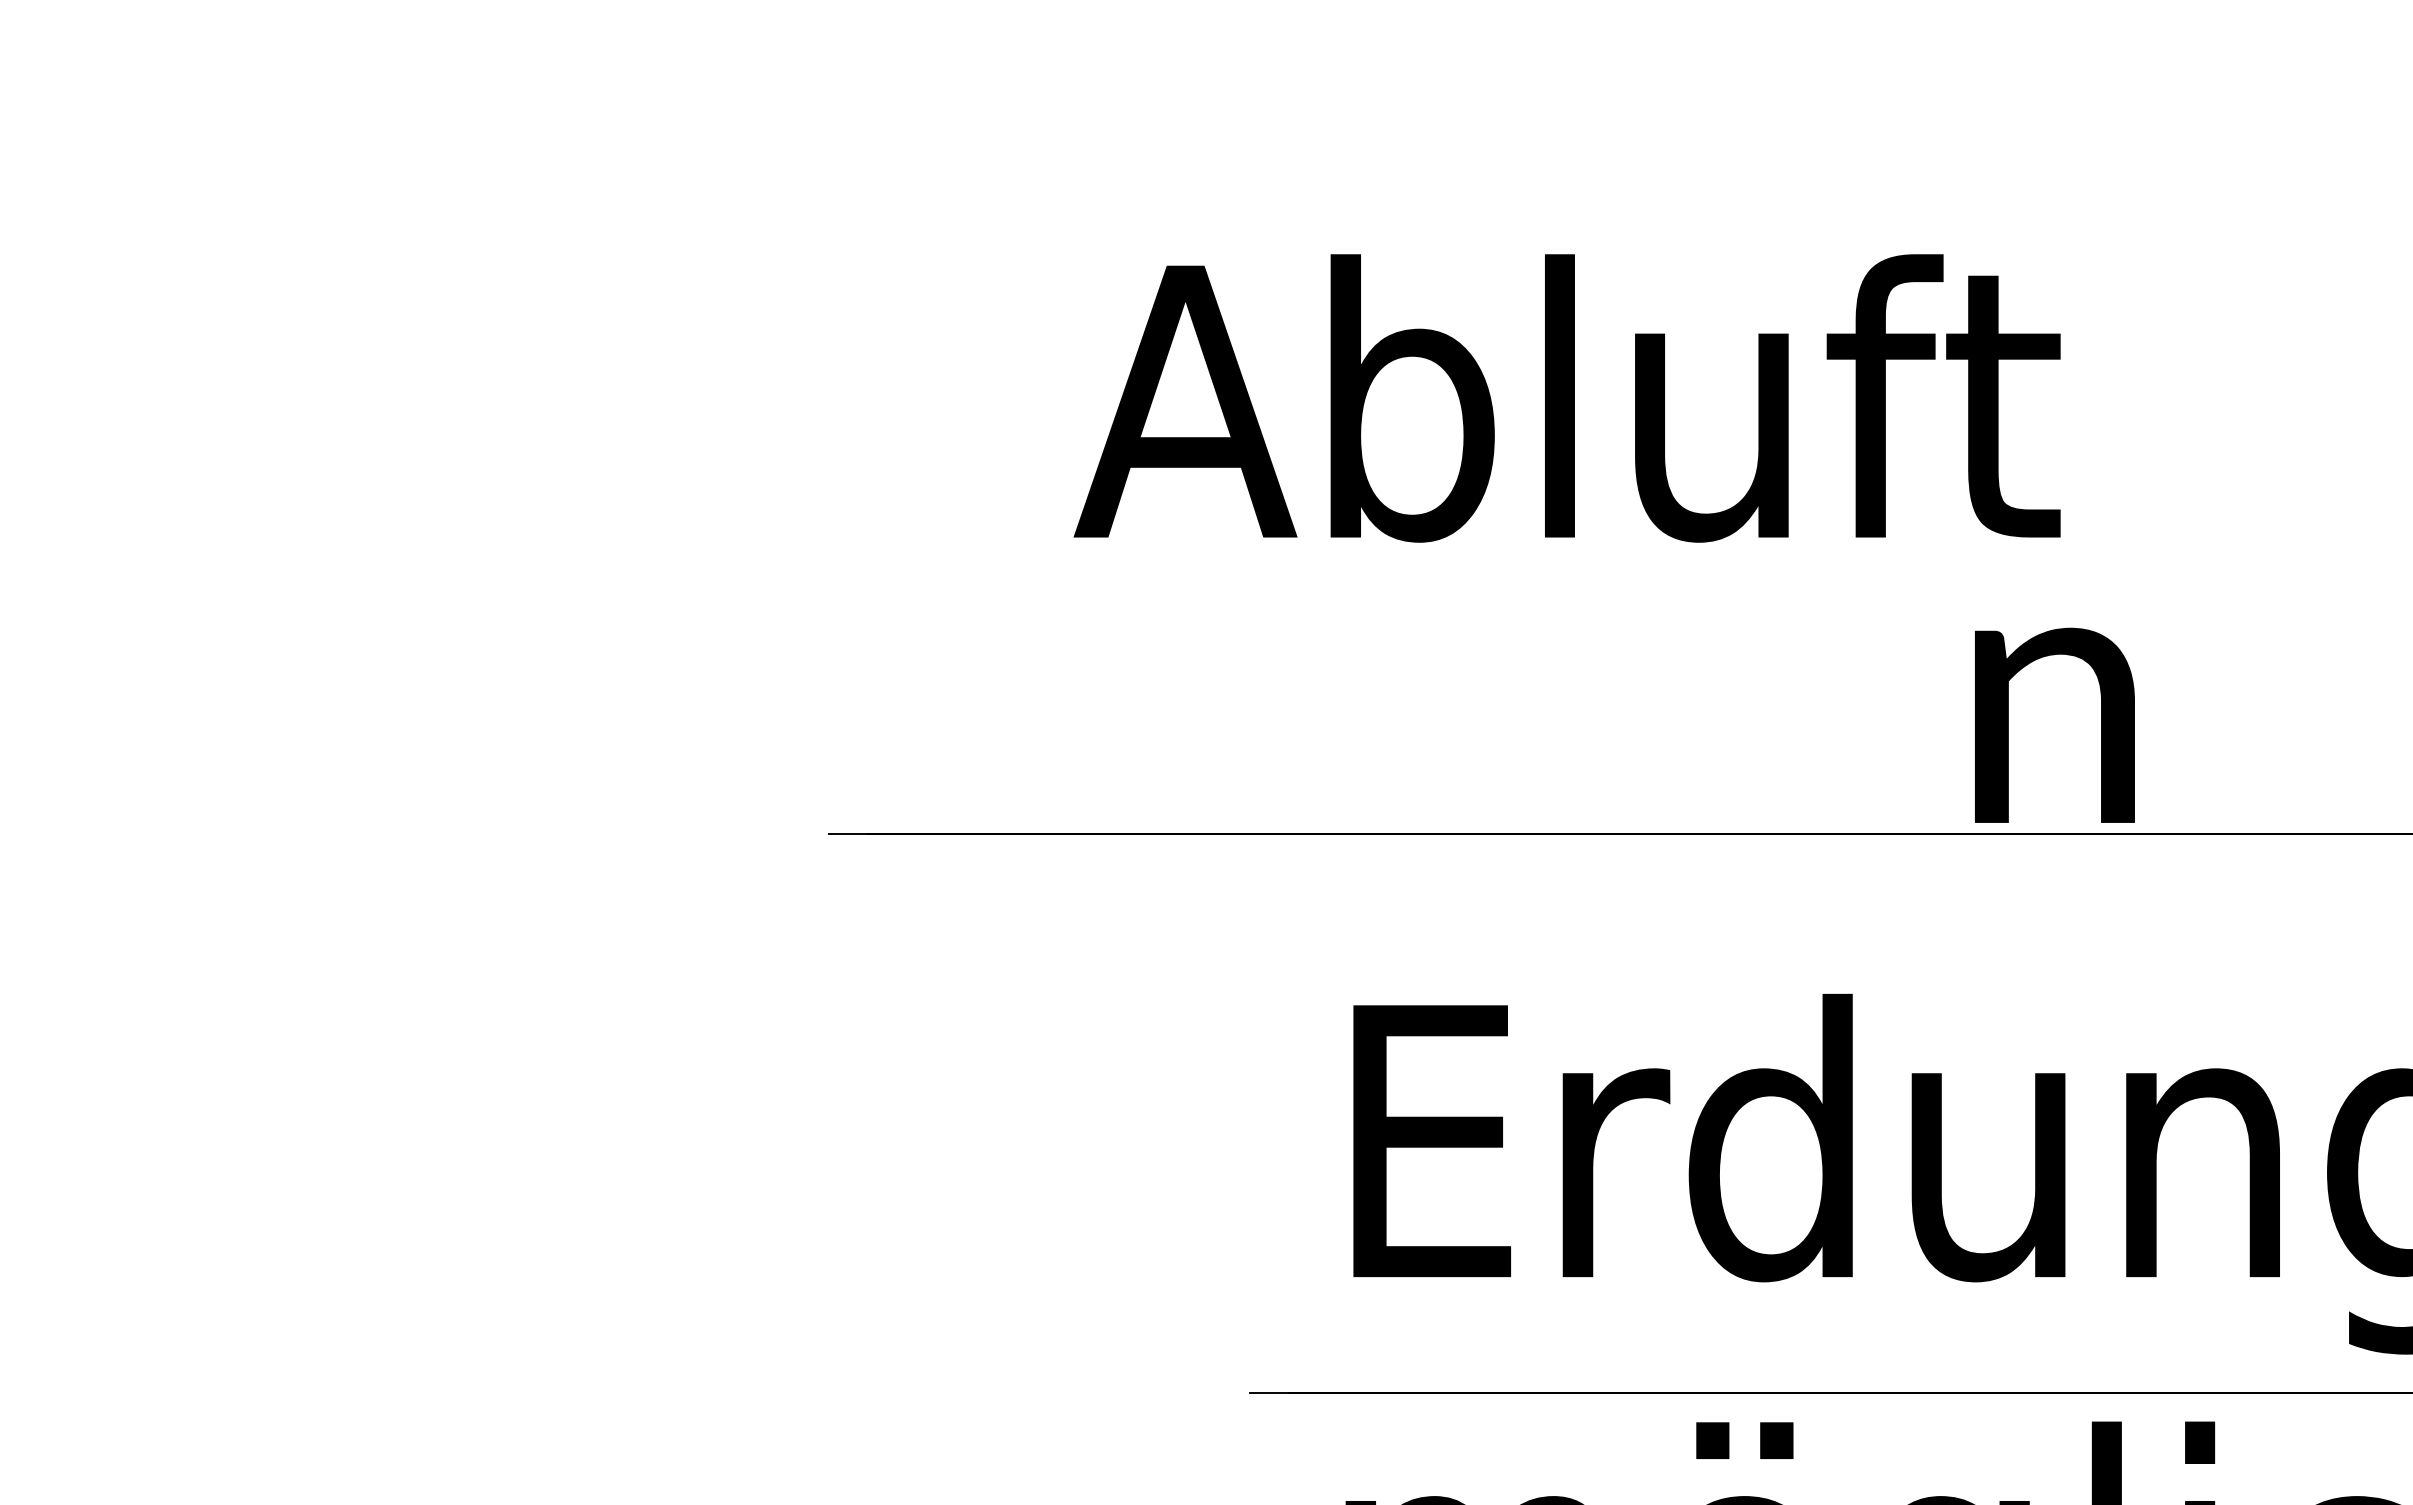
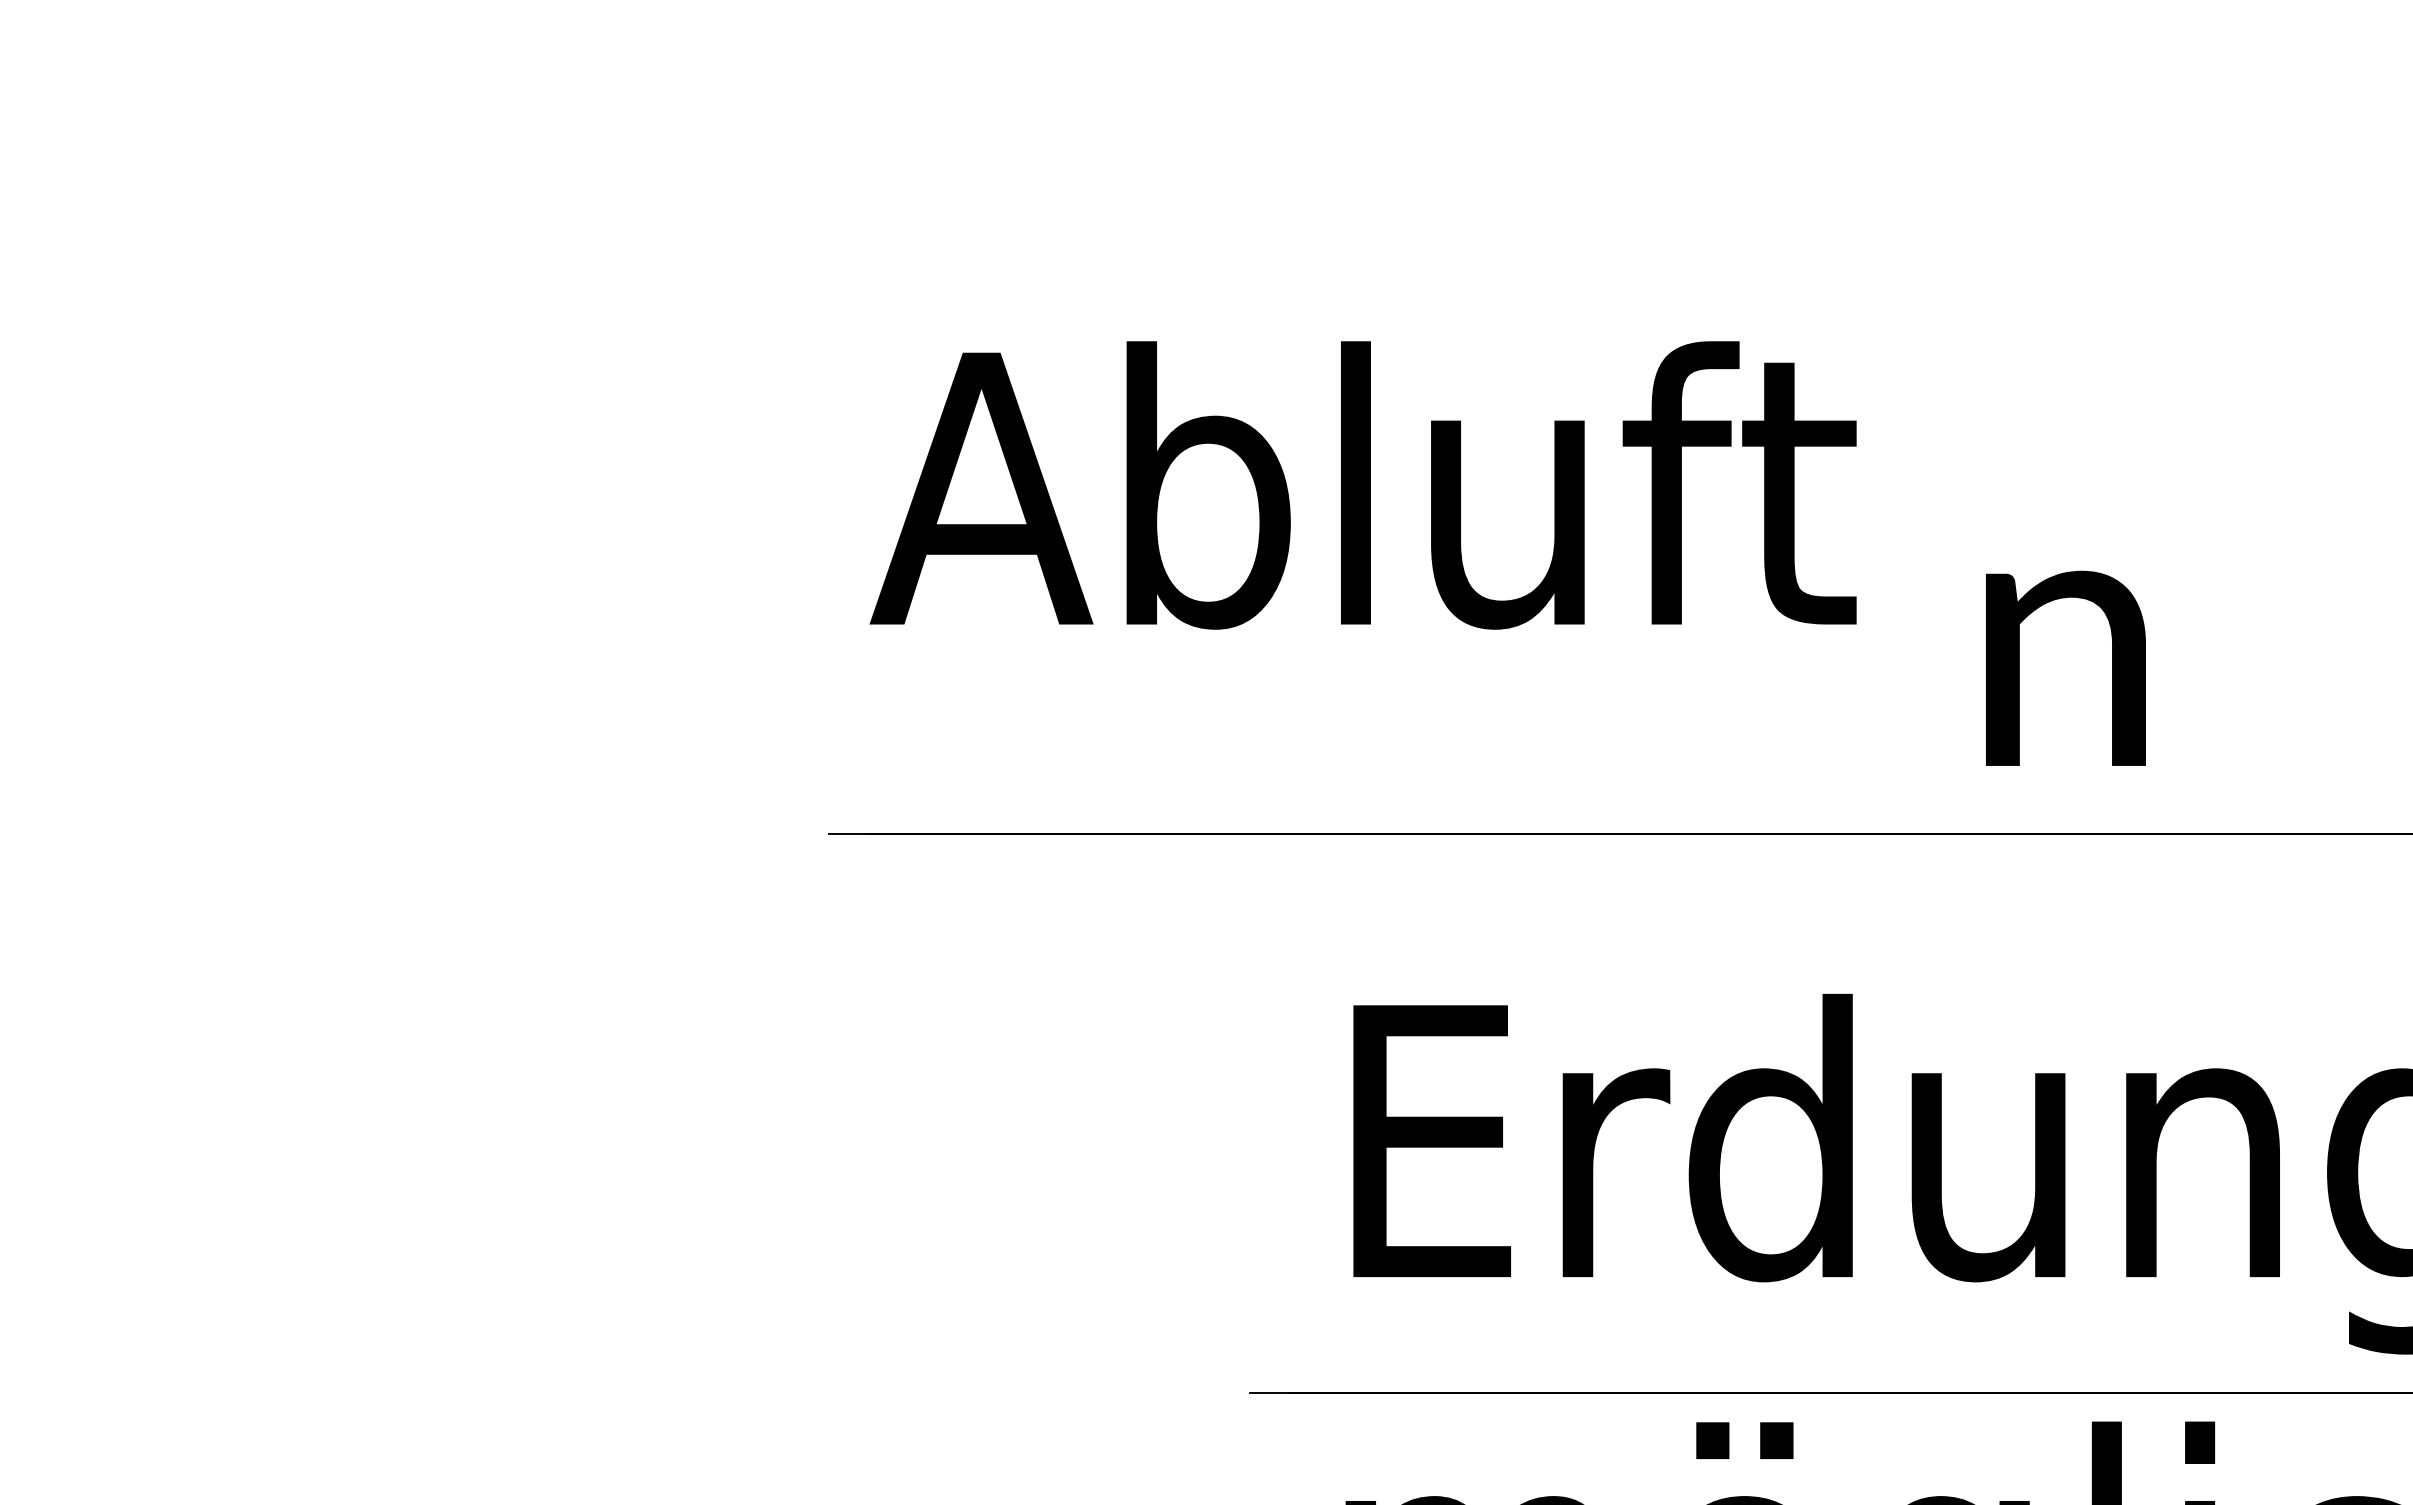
text position: (1566, 398) -> (1362, 485) (1362, 485)
text position: (2054, 724) -> (2065, 667) (2065, 667)
